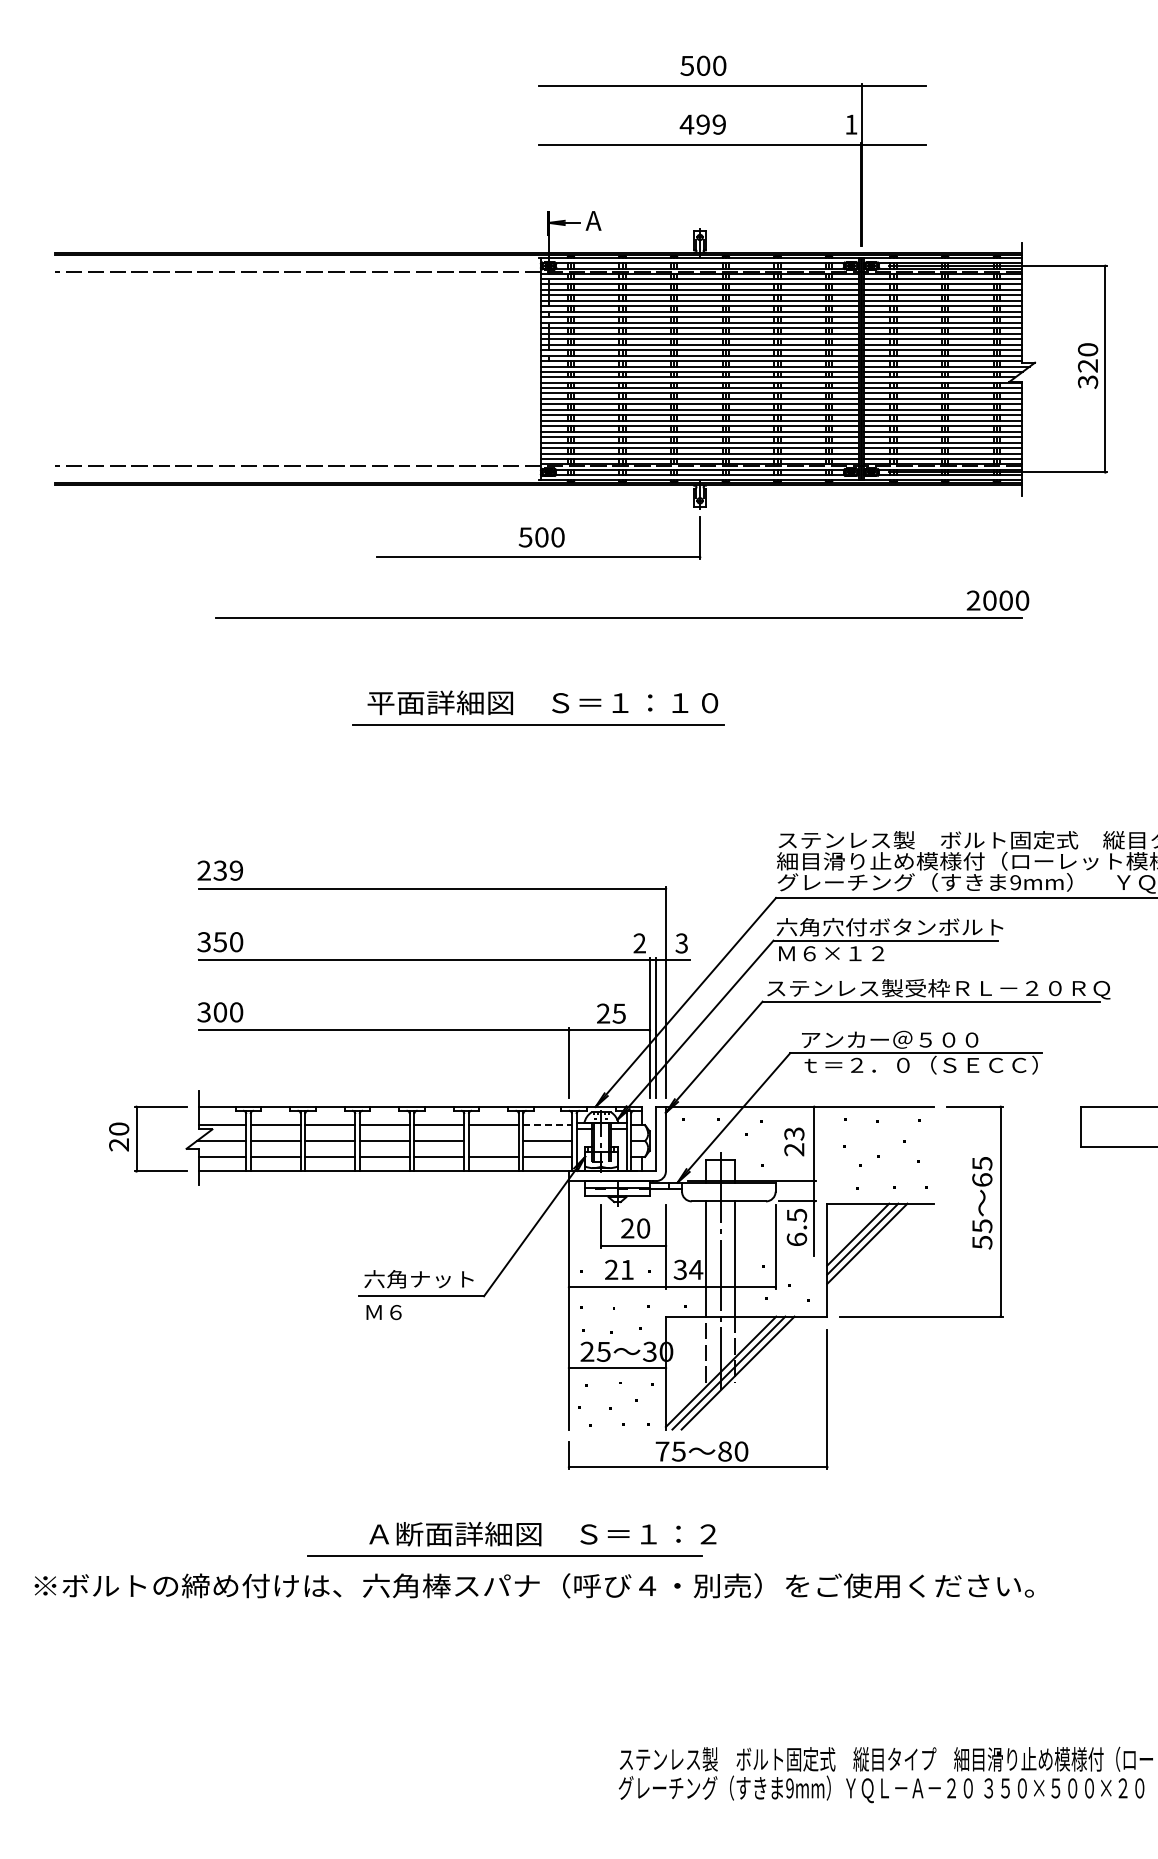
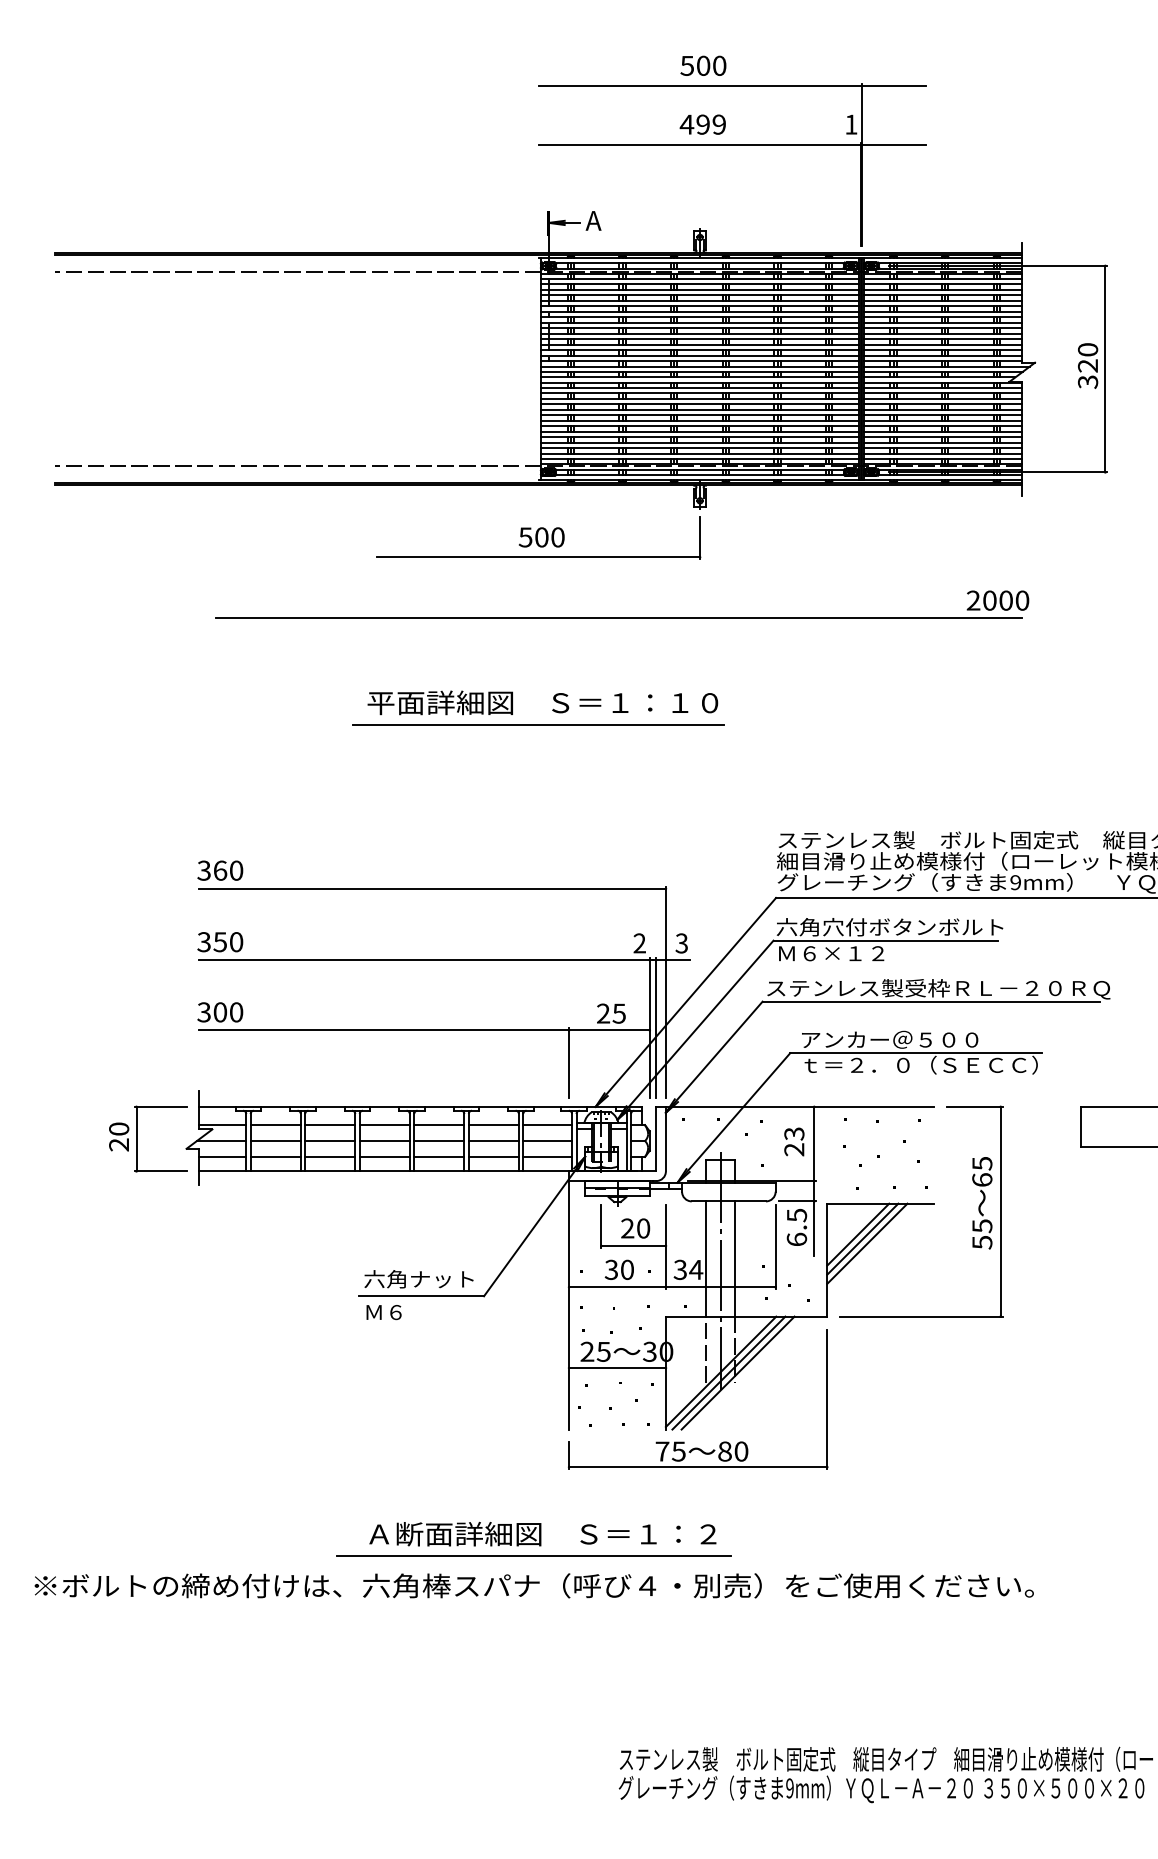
text: 239 -> 360 (220, 870)
line: dashed -> solid (548, 1125)
line: none -> present (493, 1141)
text: 21 -> 30 (618, 1269)
line position: (504, 1555) -> (533, 1555) (533, 1555)
